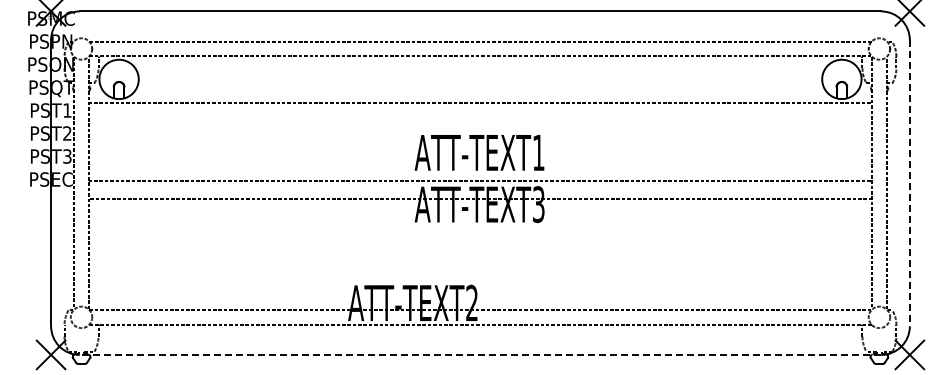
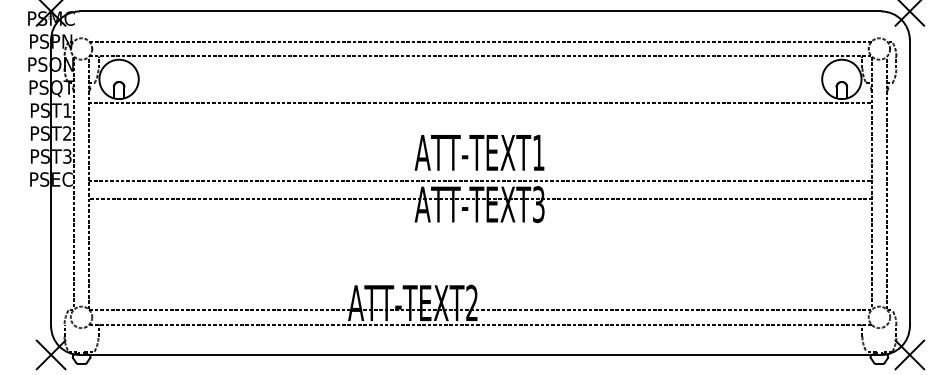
line: dashed -> solid (909, 183)
line: dashed -> solid (480, 354)
